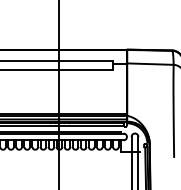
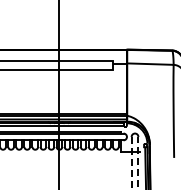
line: solid -> dashed (138, 162)
line: solid -> dashed (131, 163)
